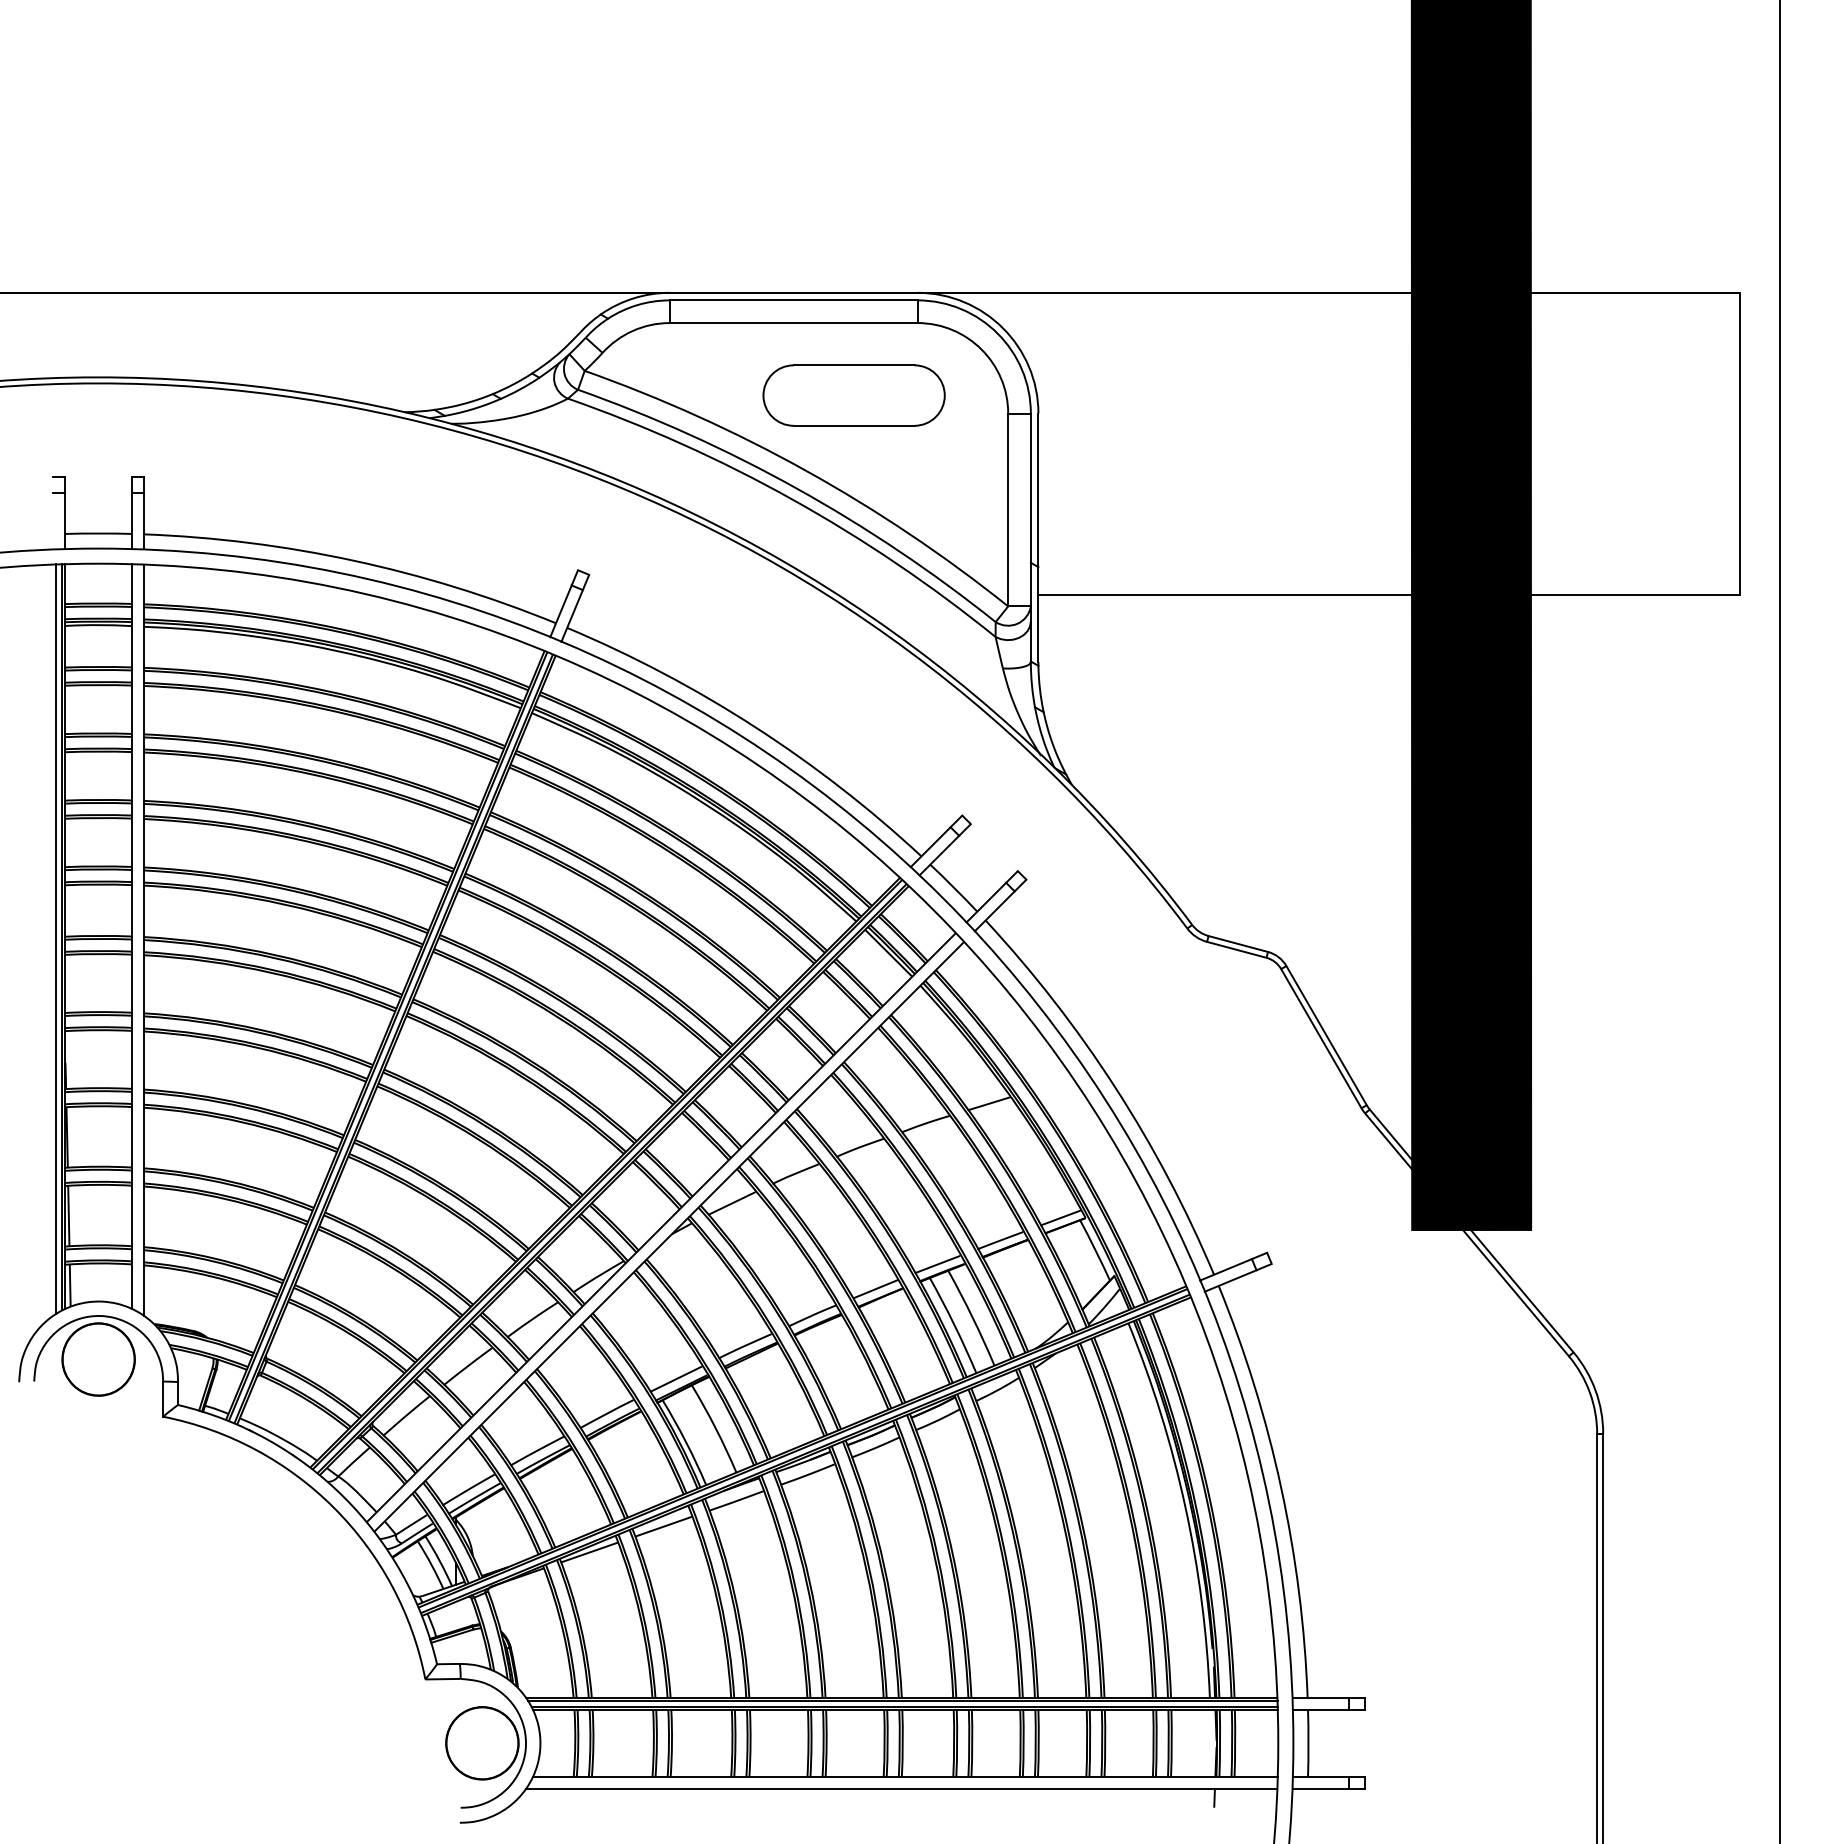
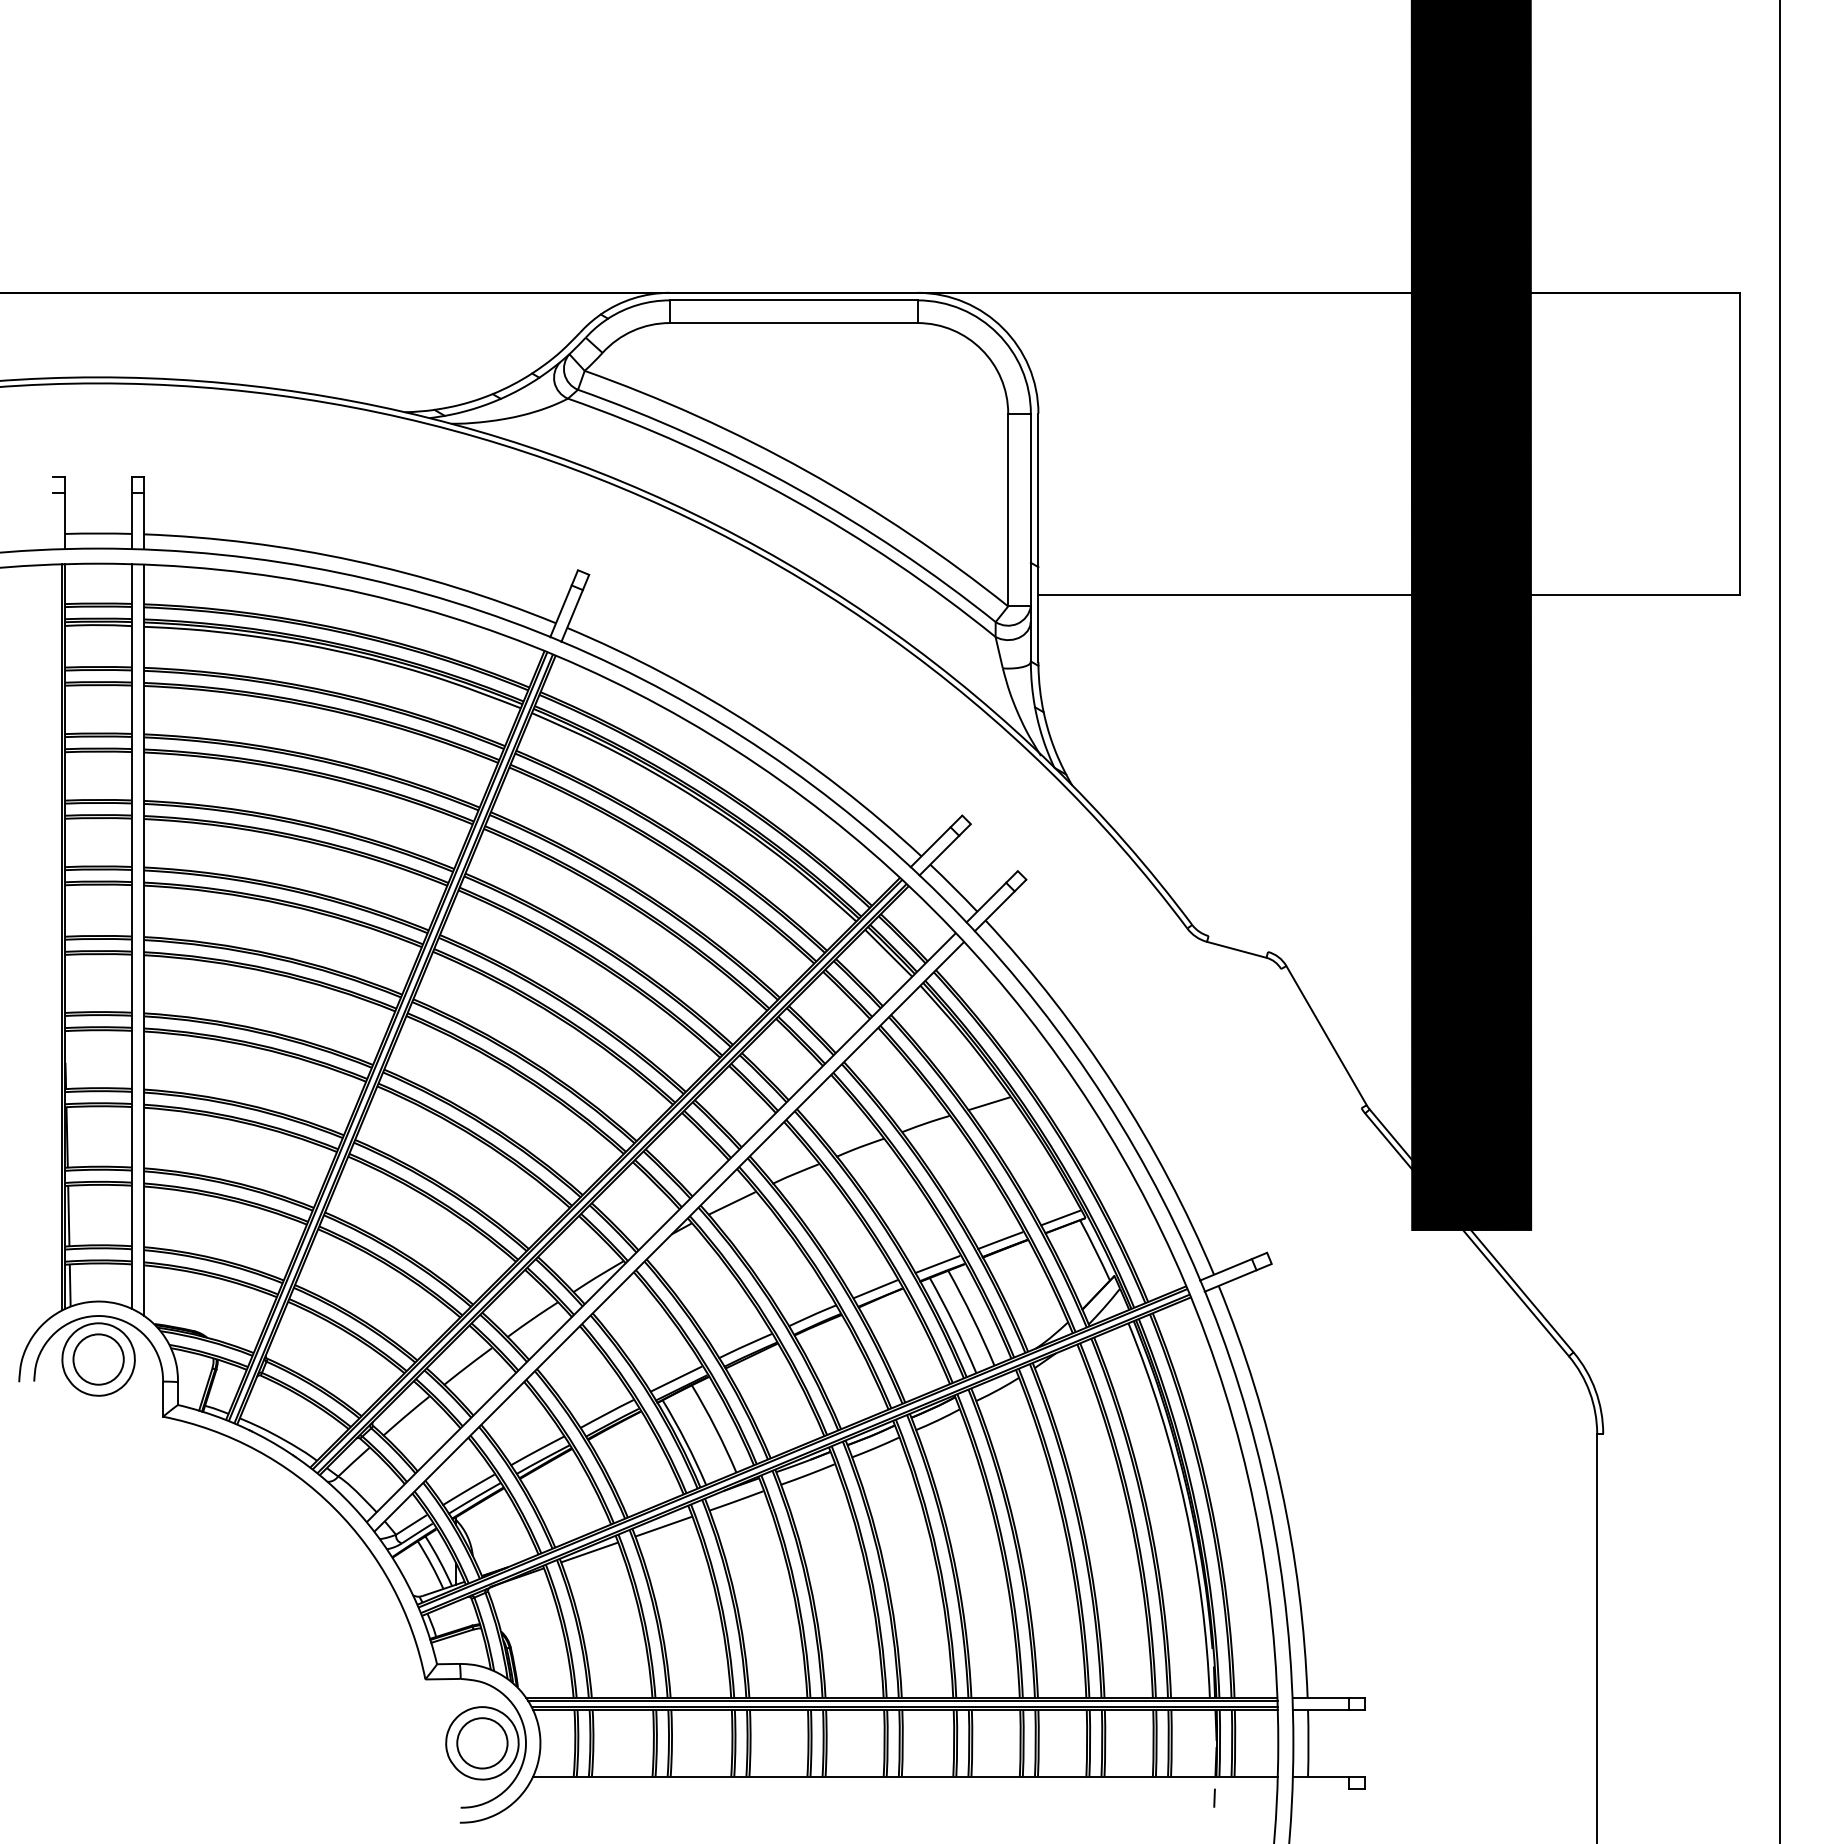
part: present -> none (853, 395)
line: present -> none (56, 938)
line: present -> none (1238, 943)
line: present -> none (1321, 1038)
circle diameter: 72 px -> 50 px (98, 1359)
line: present -> none (1603, 1636)
circle diameter: 72 px -> 50 px (482, 1743)
line: present -> none (901, 1788)
line: present -> none (1320, 1788)
